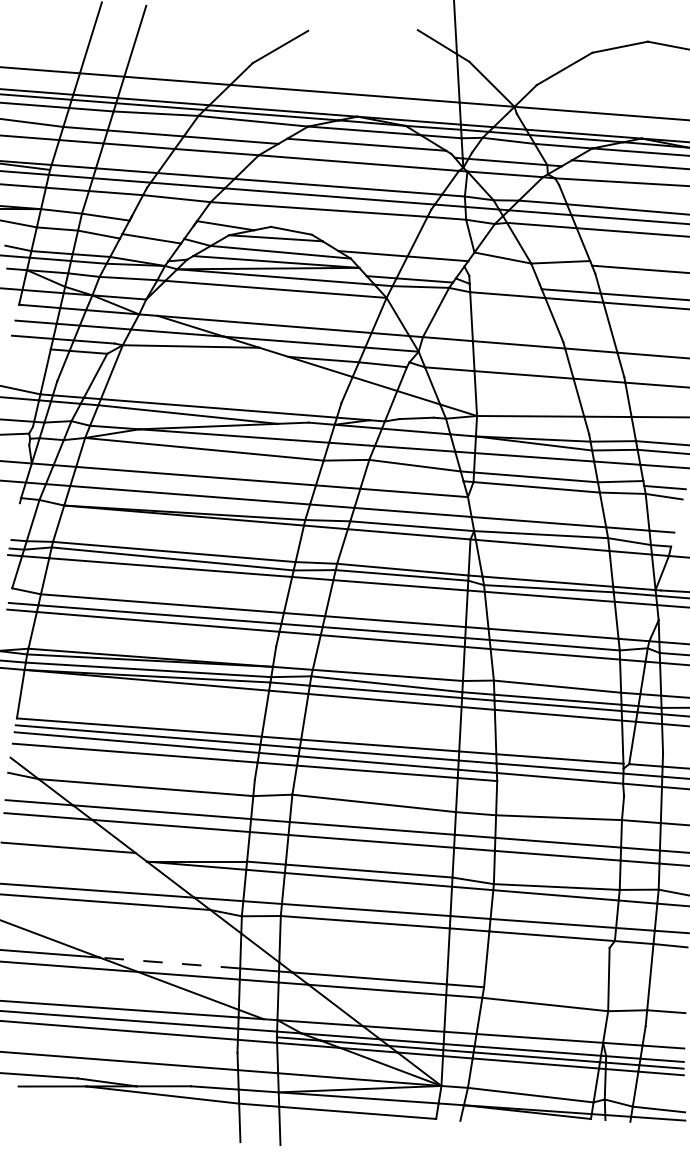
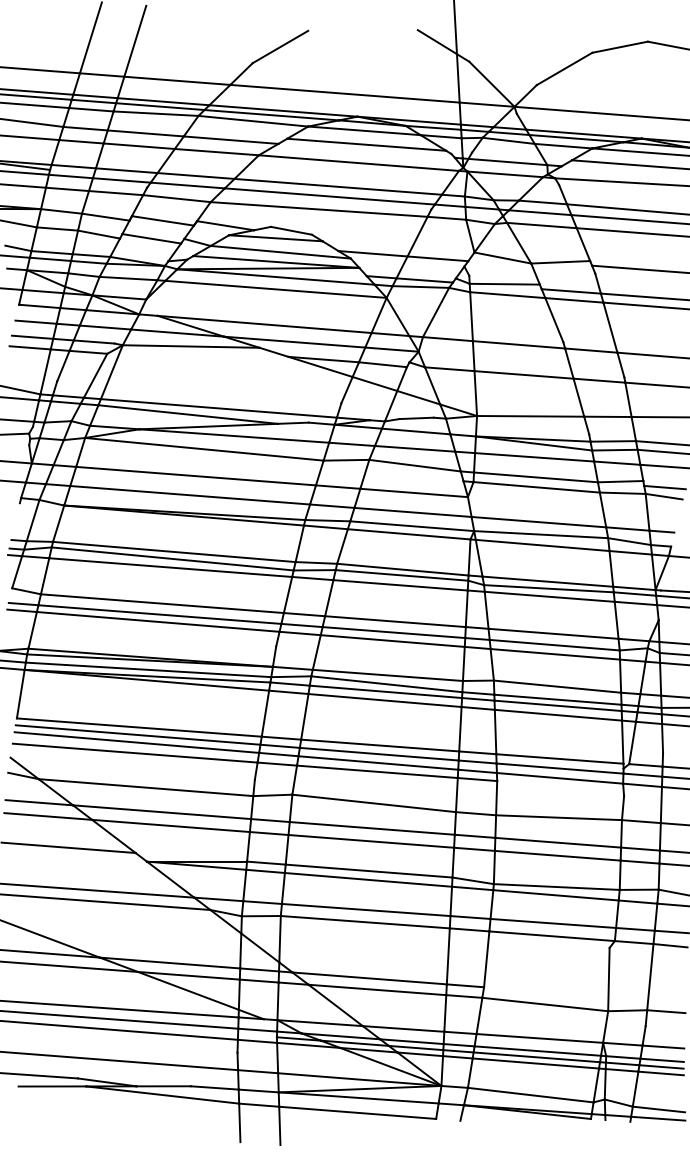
line: none -> present (162, 220)
line: none -> present (504, 283)
line: none -> present (29, 347)
line: dashed -> solid (169, 963)
